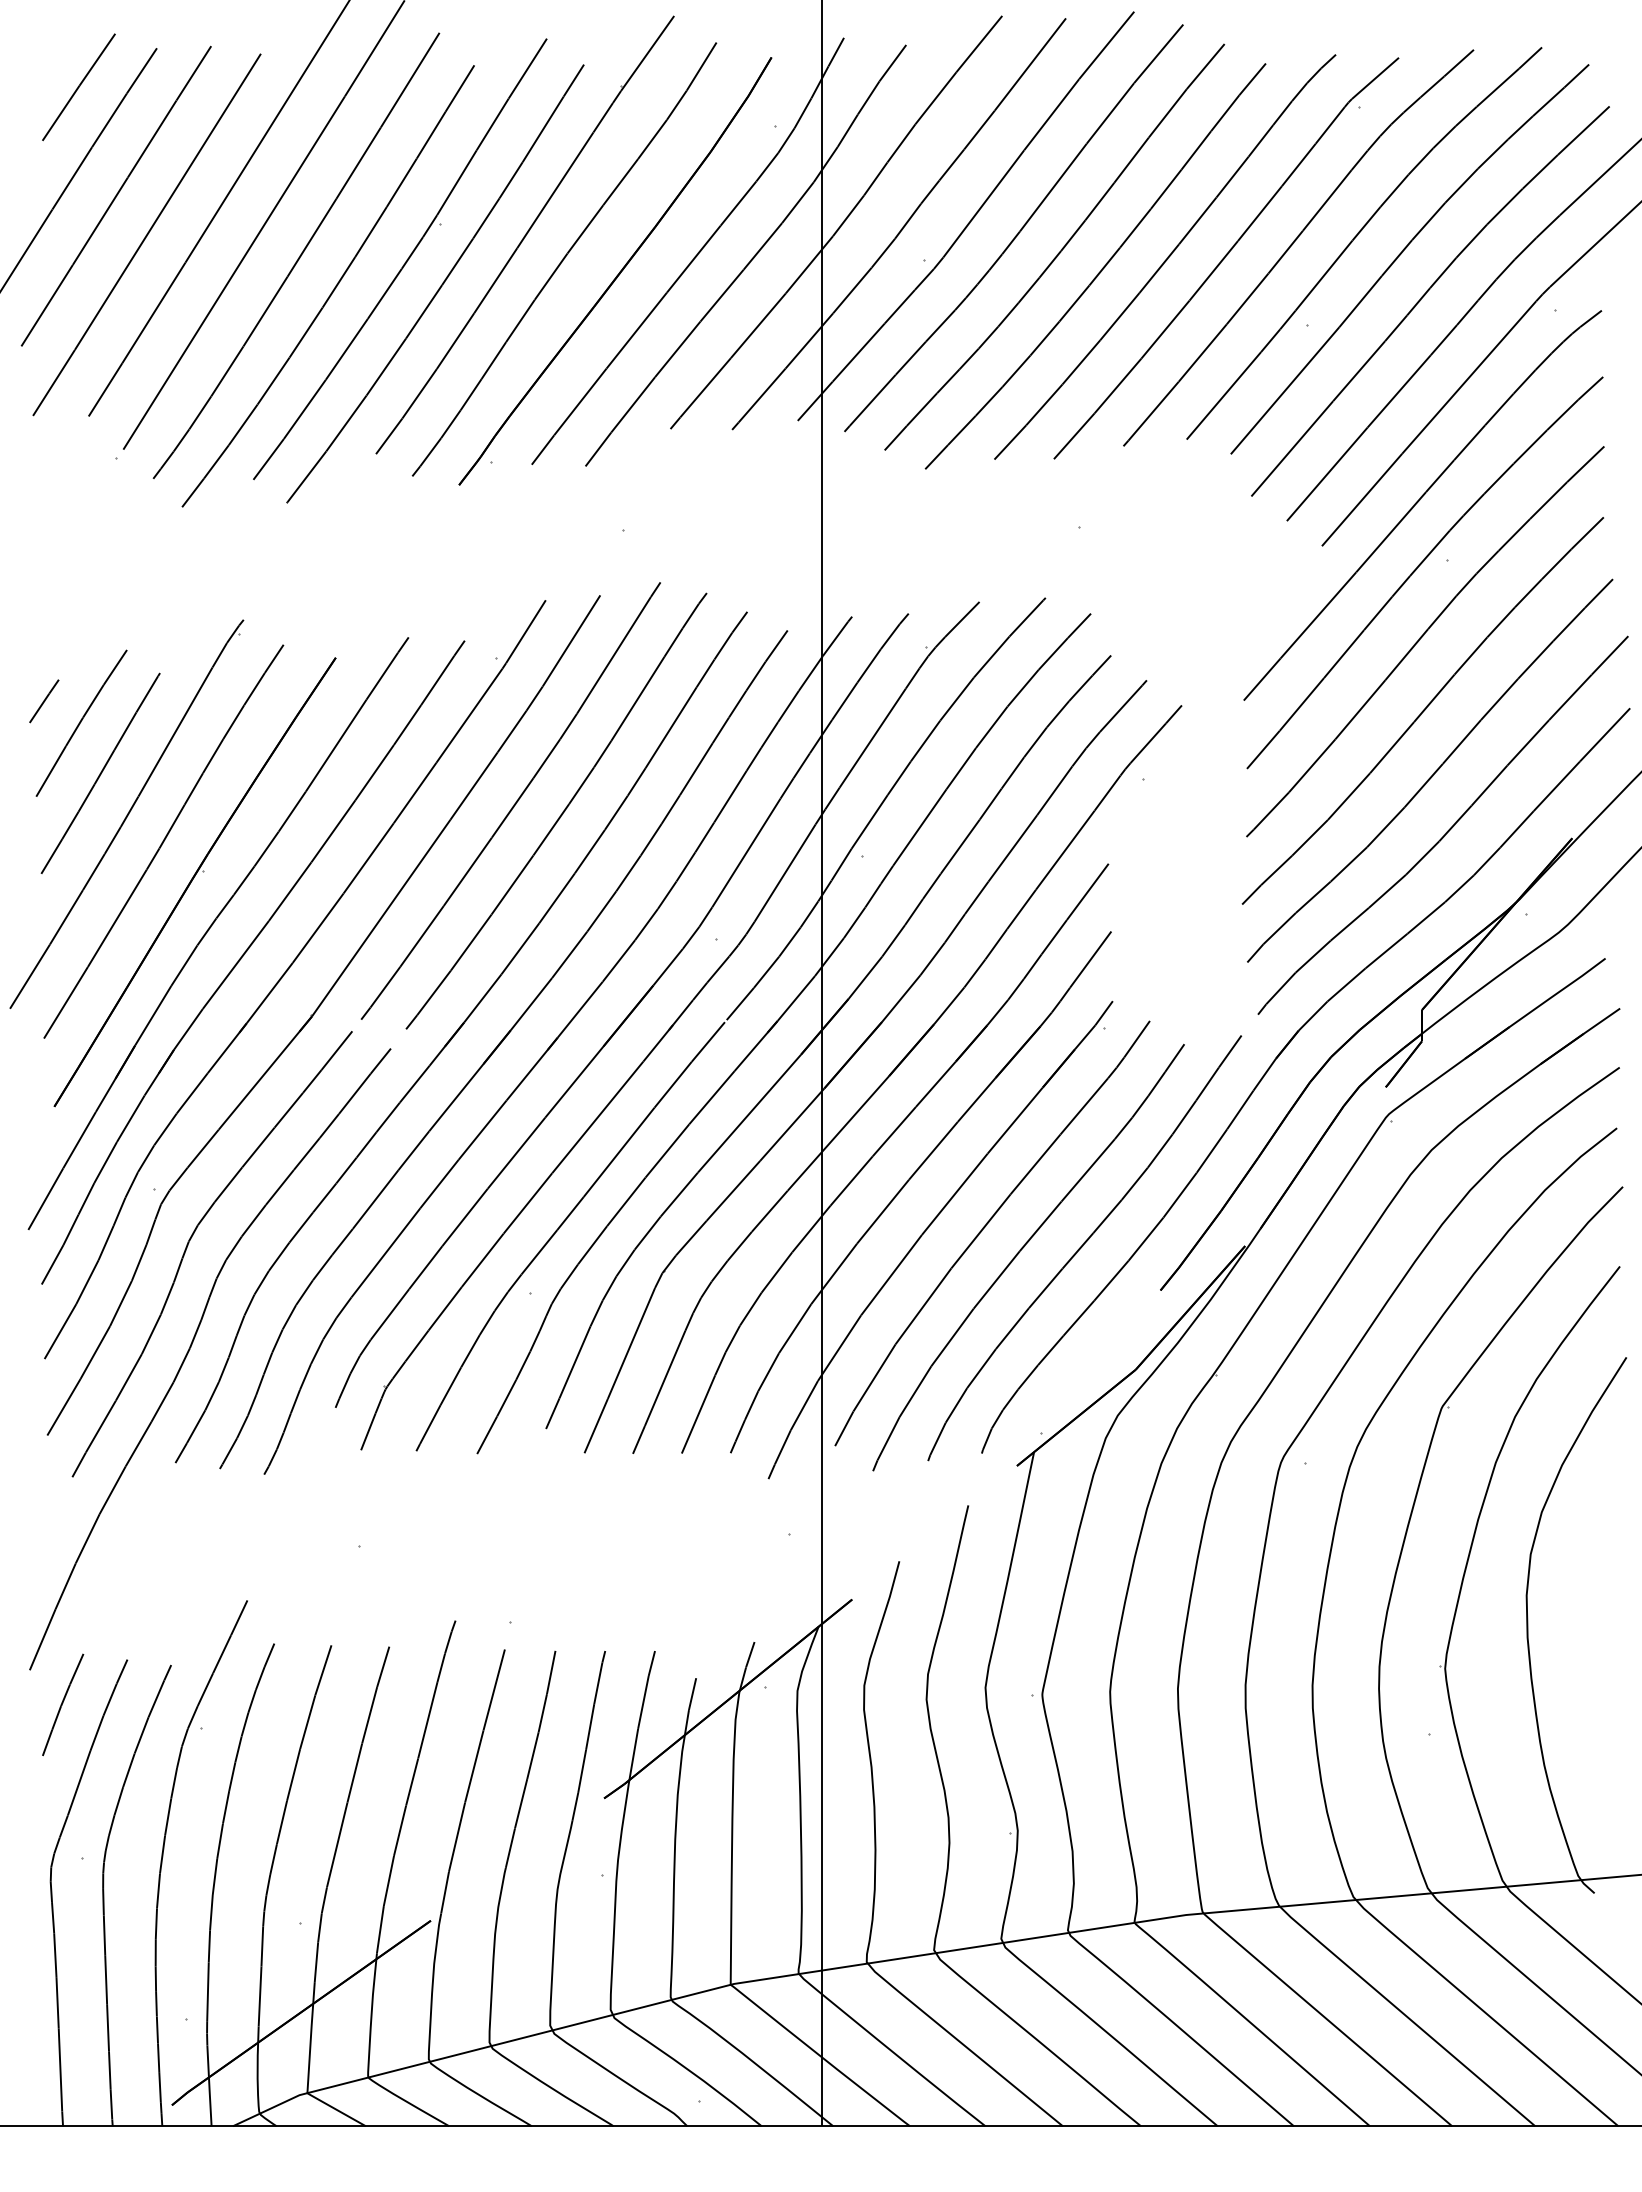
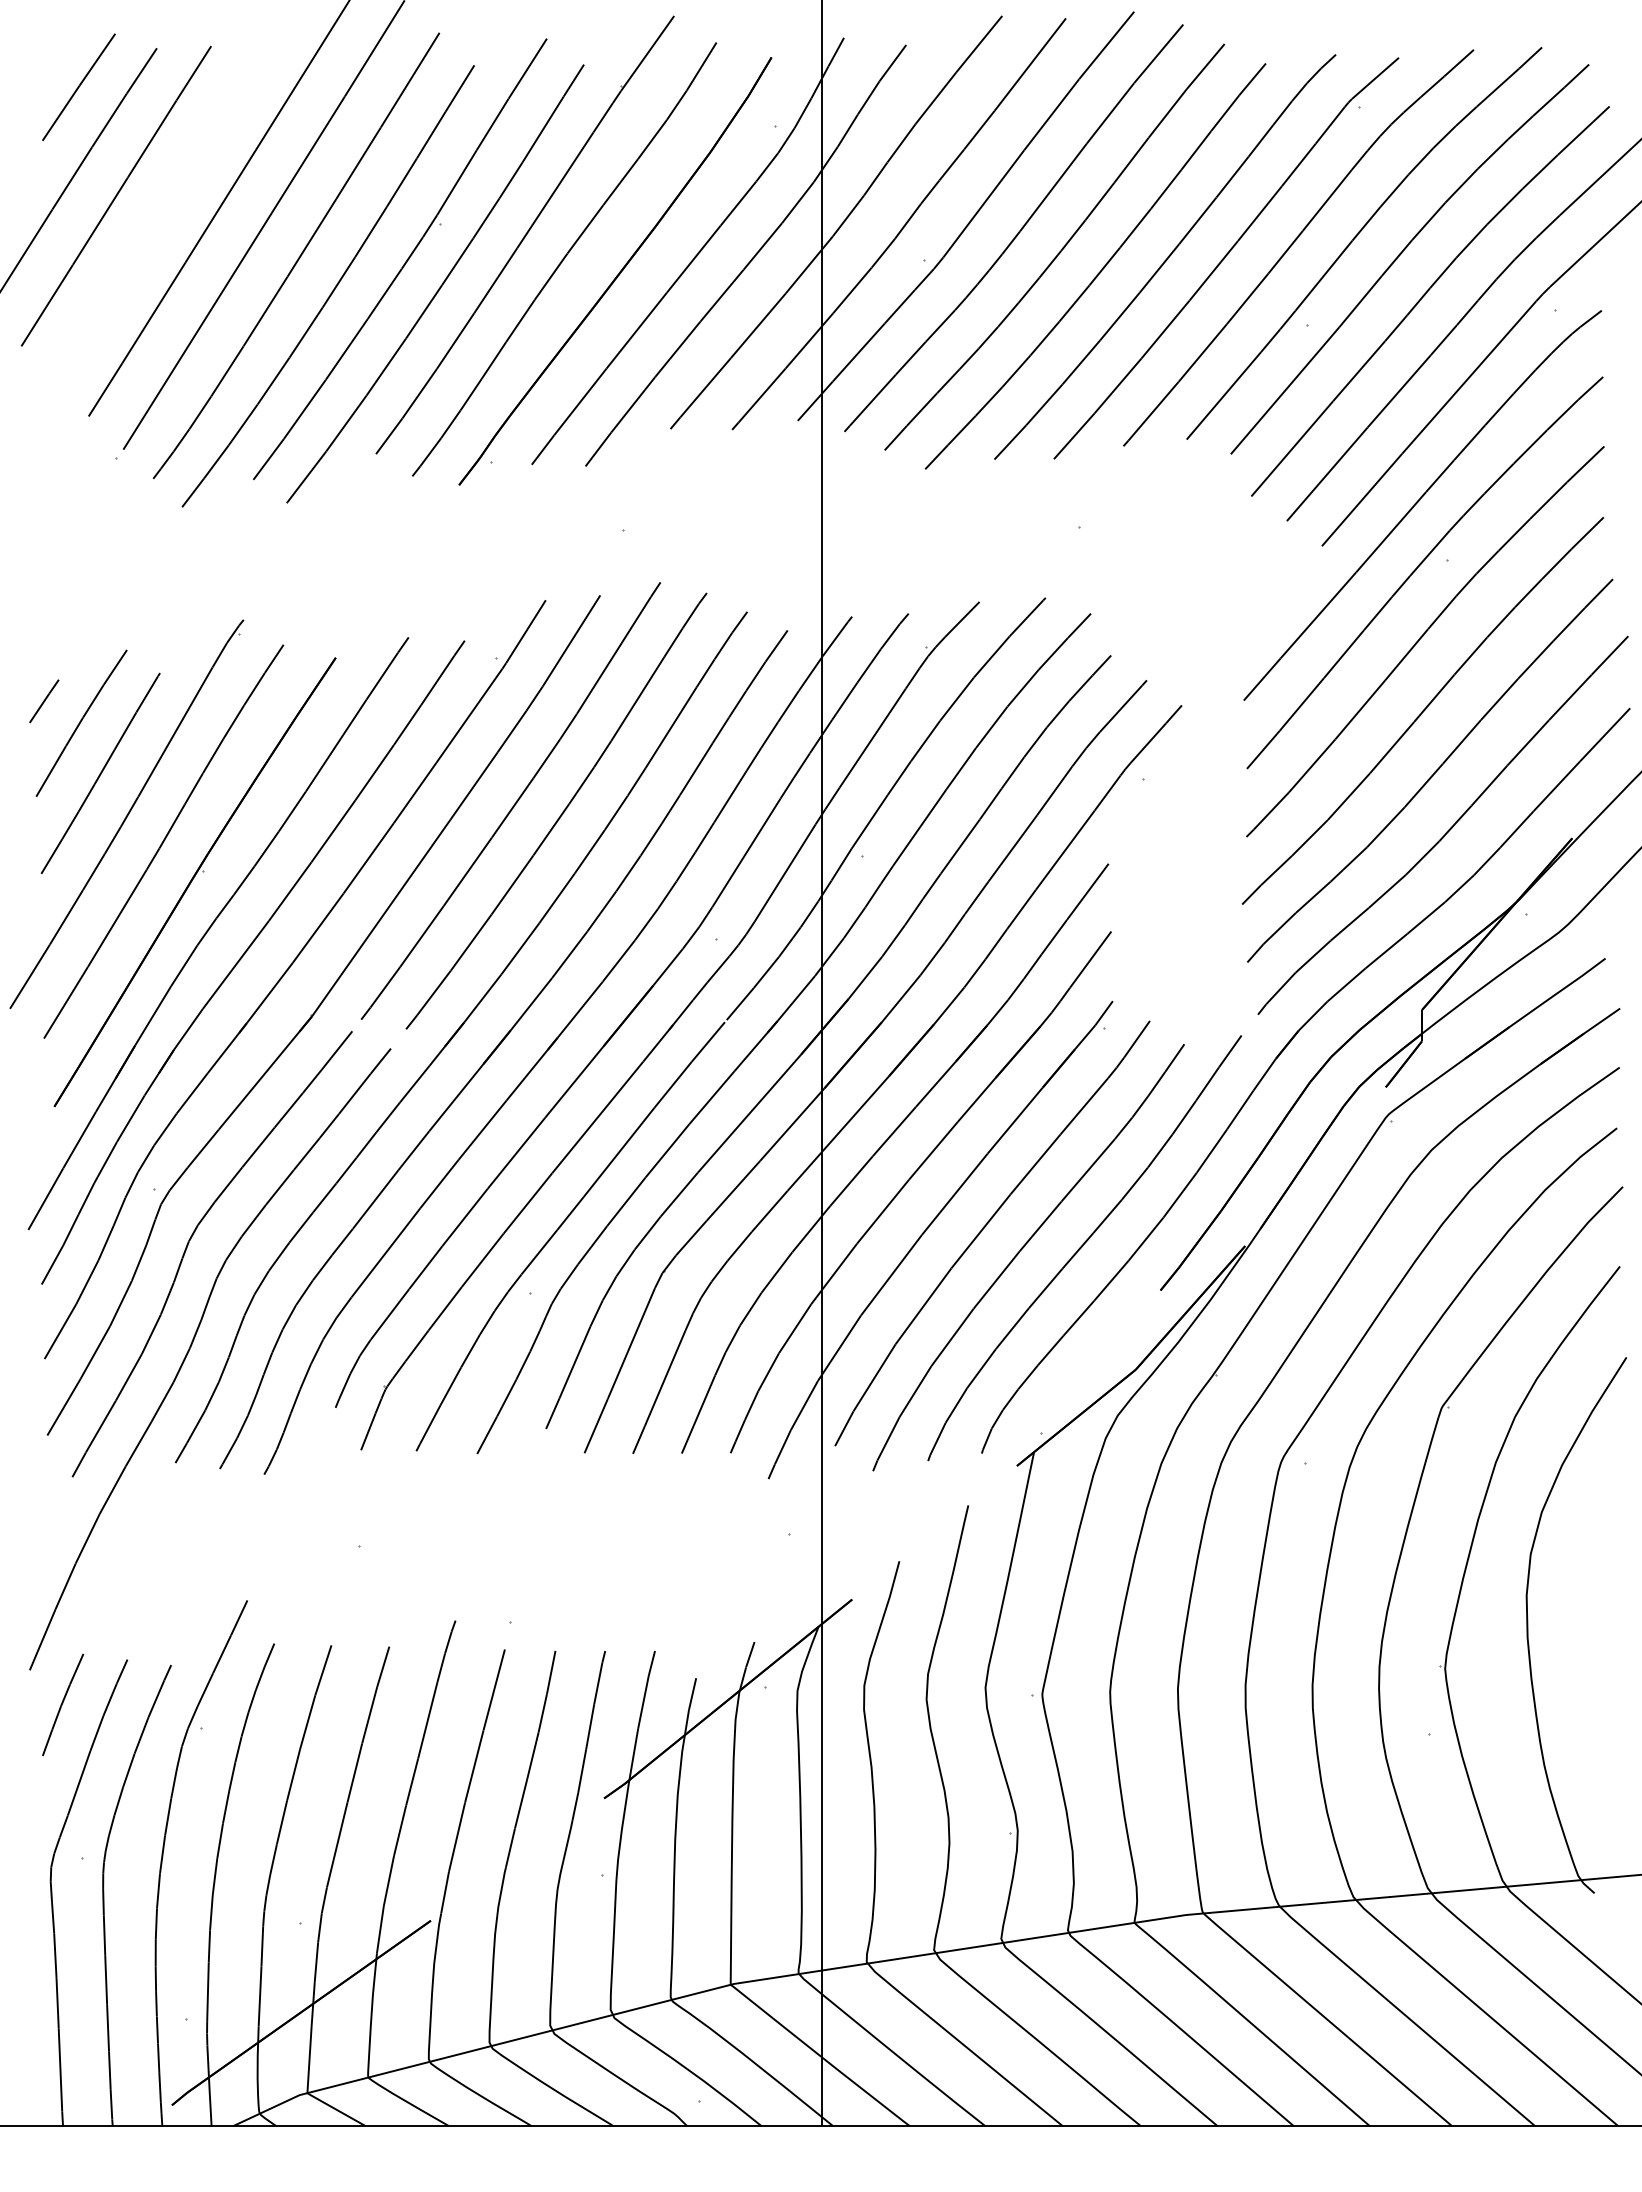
line: present -> none (146, 234)
